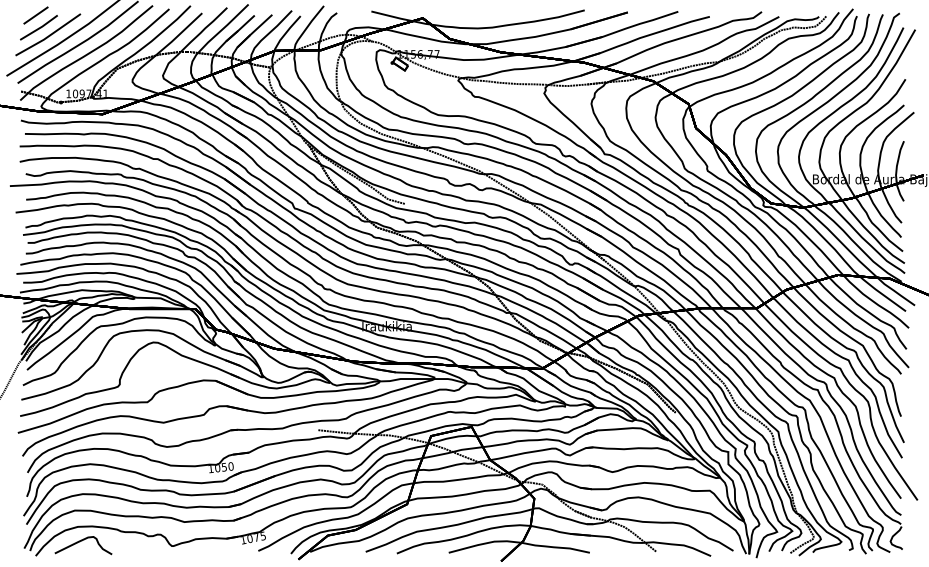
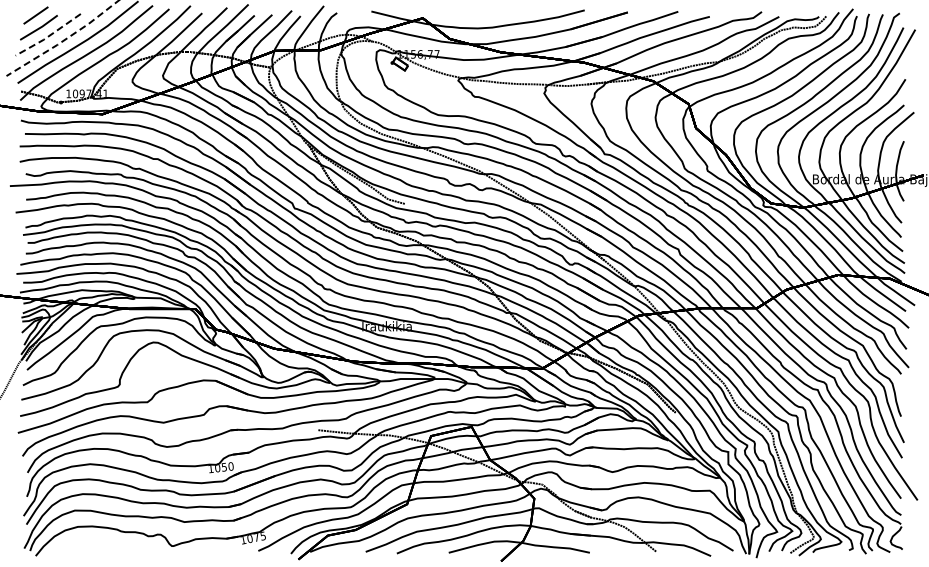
line: solid -> dashed (48, 36)
line: solid -> dashed (64, 40)
curve: present -> none (82, 541)
